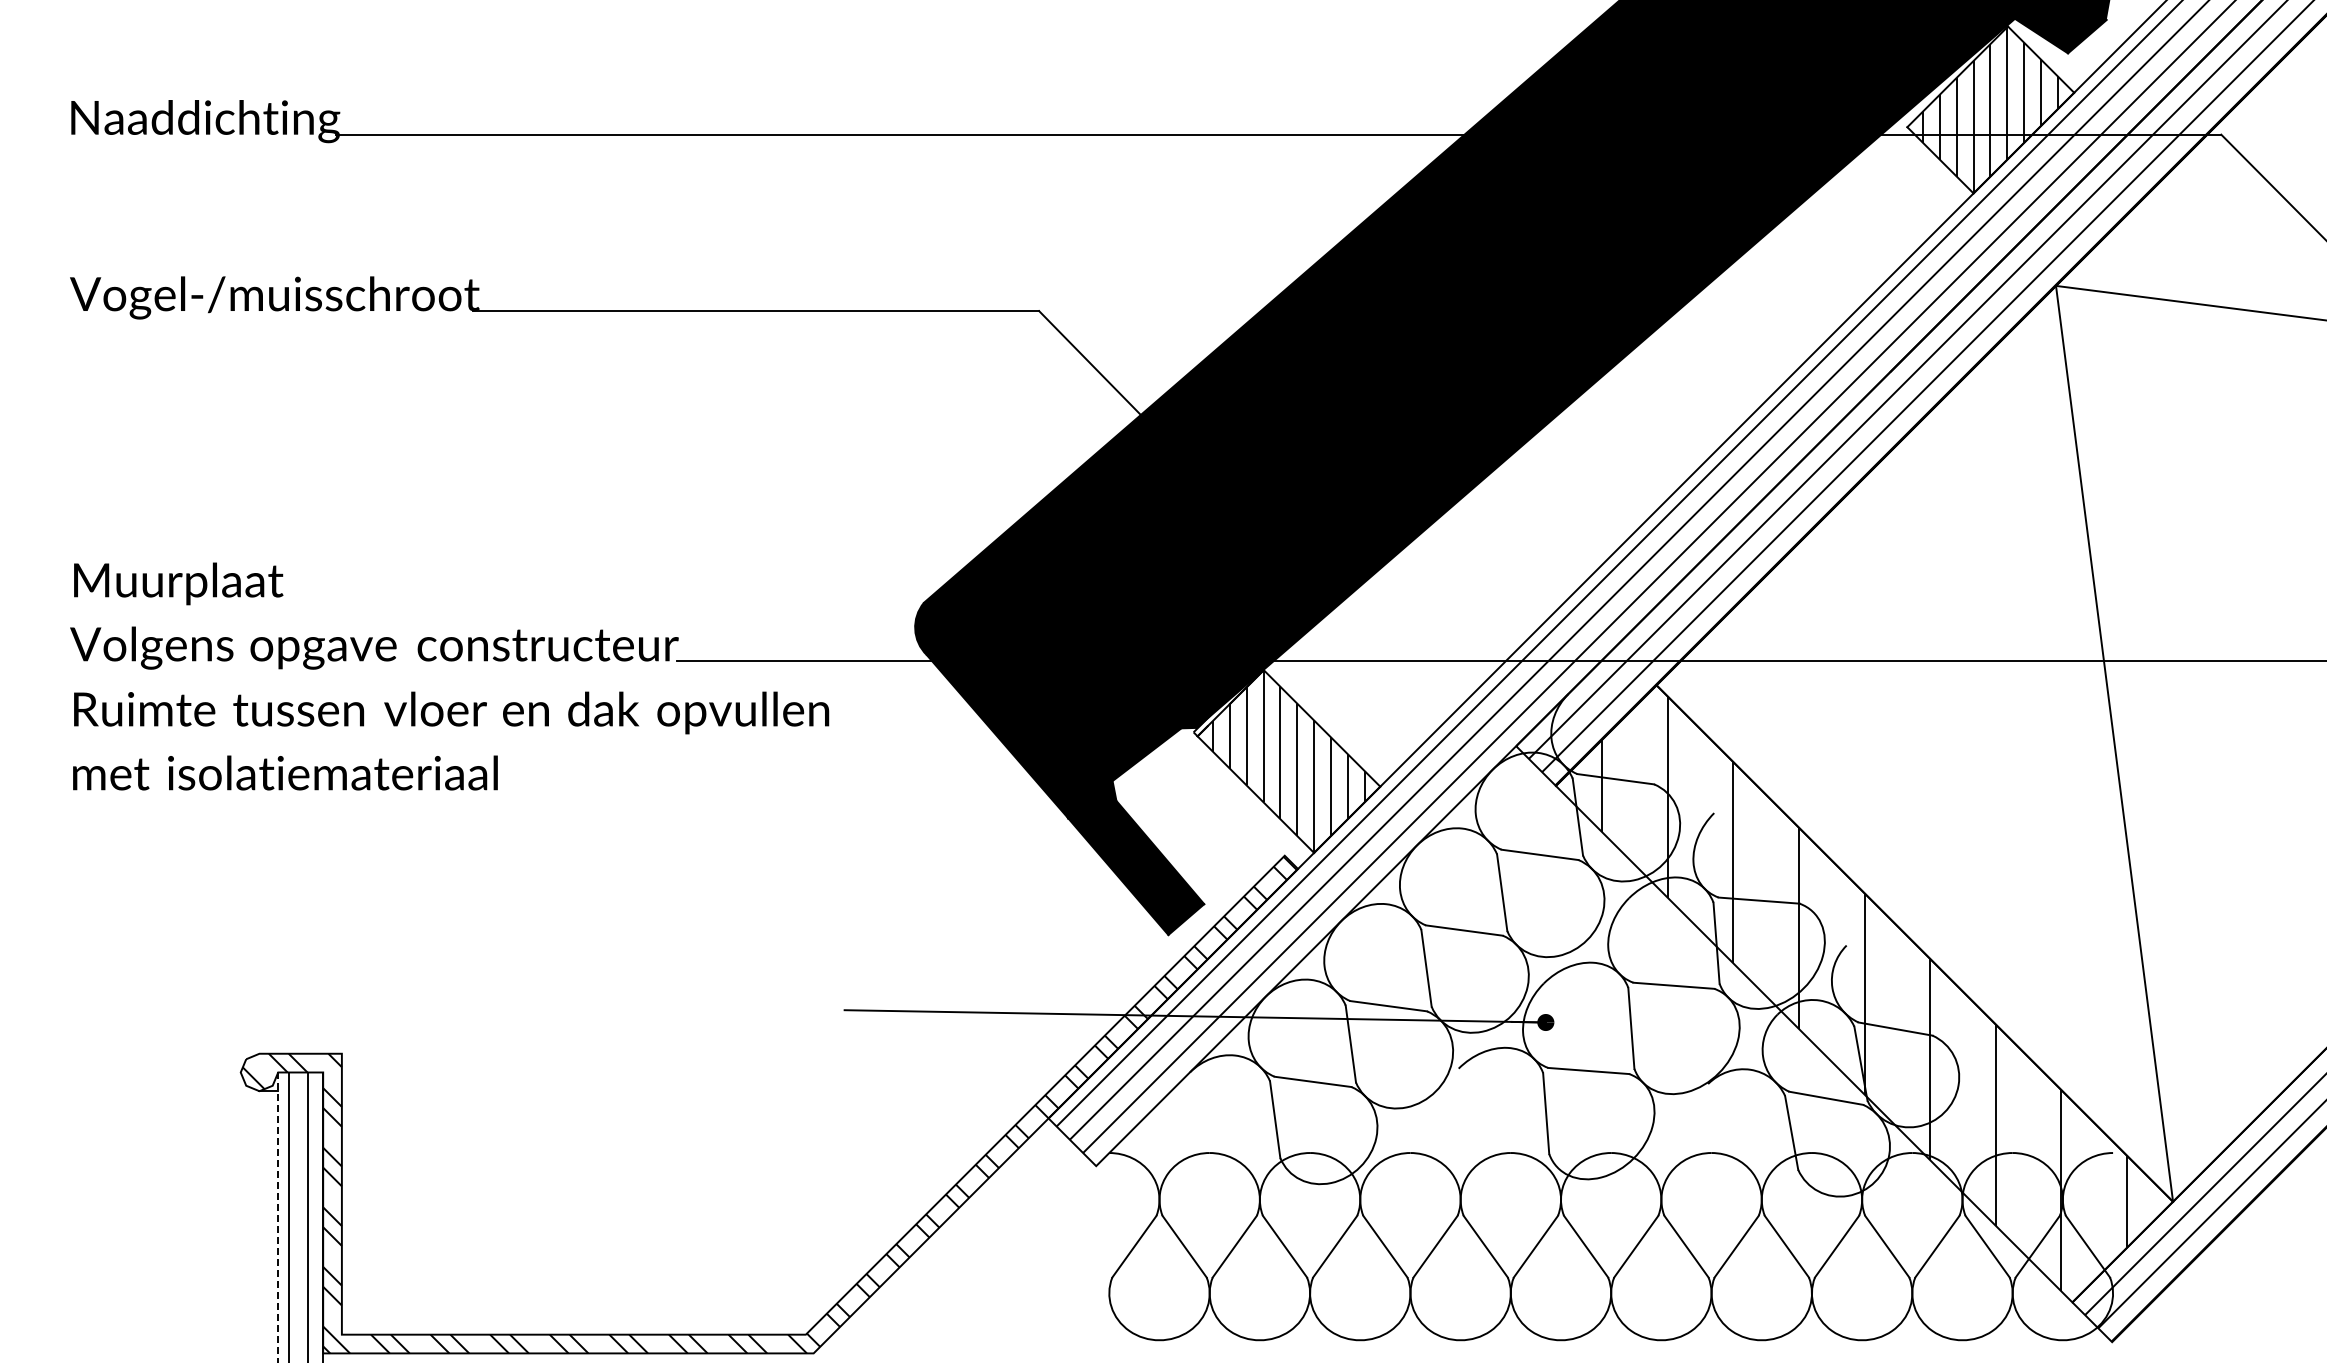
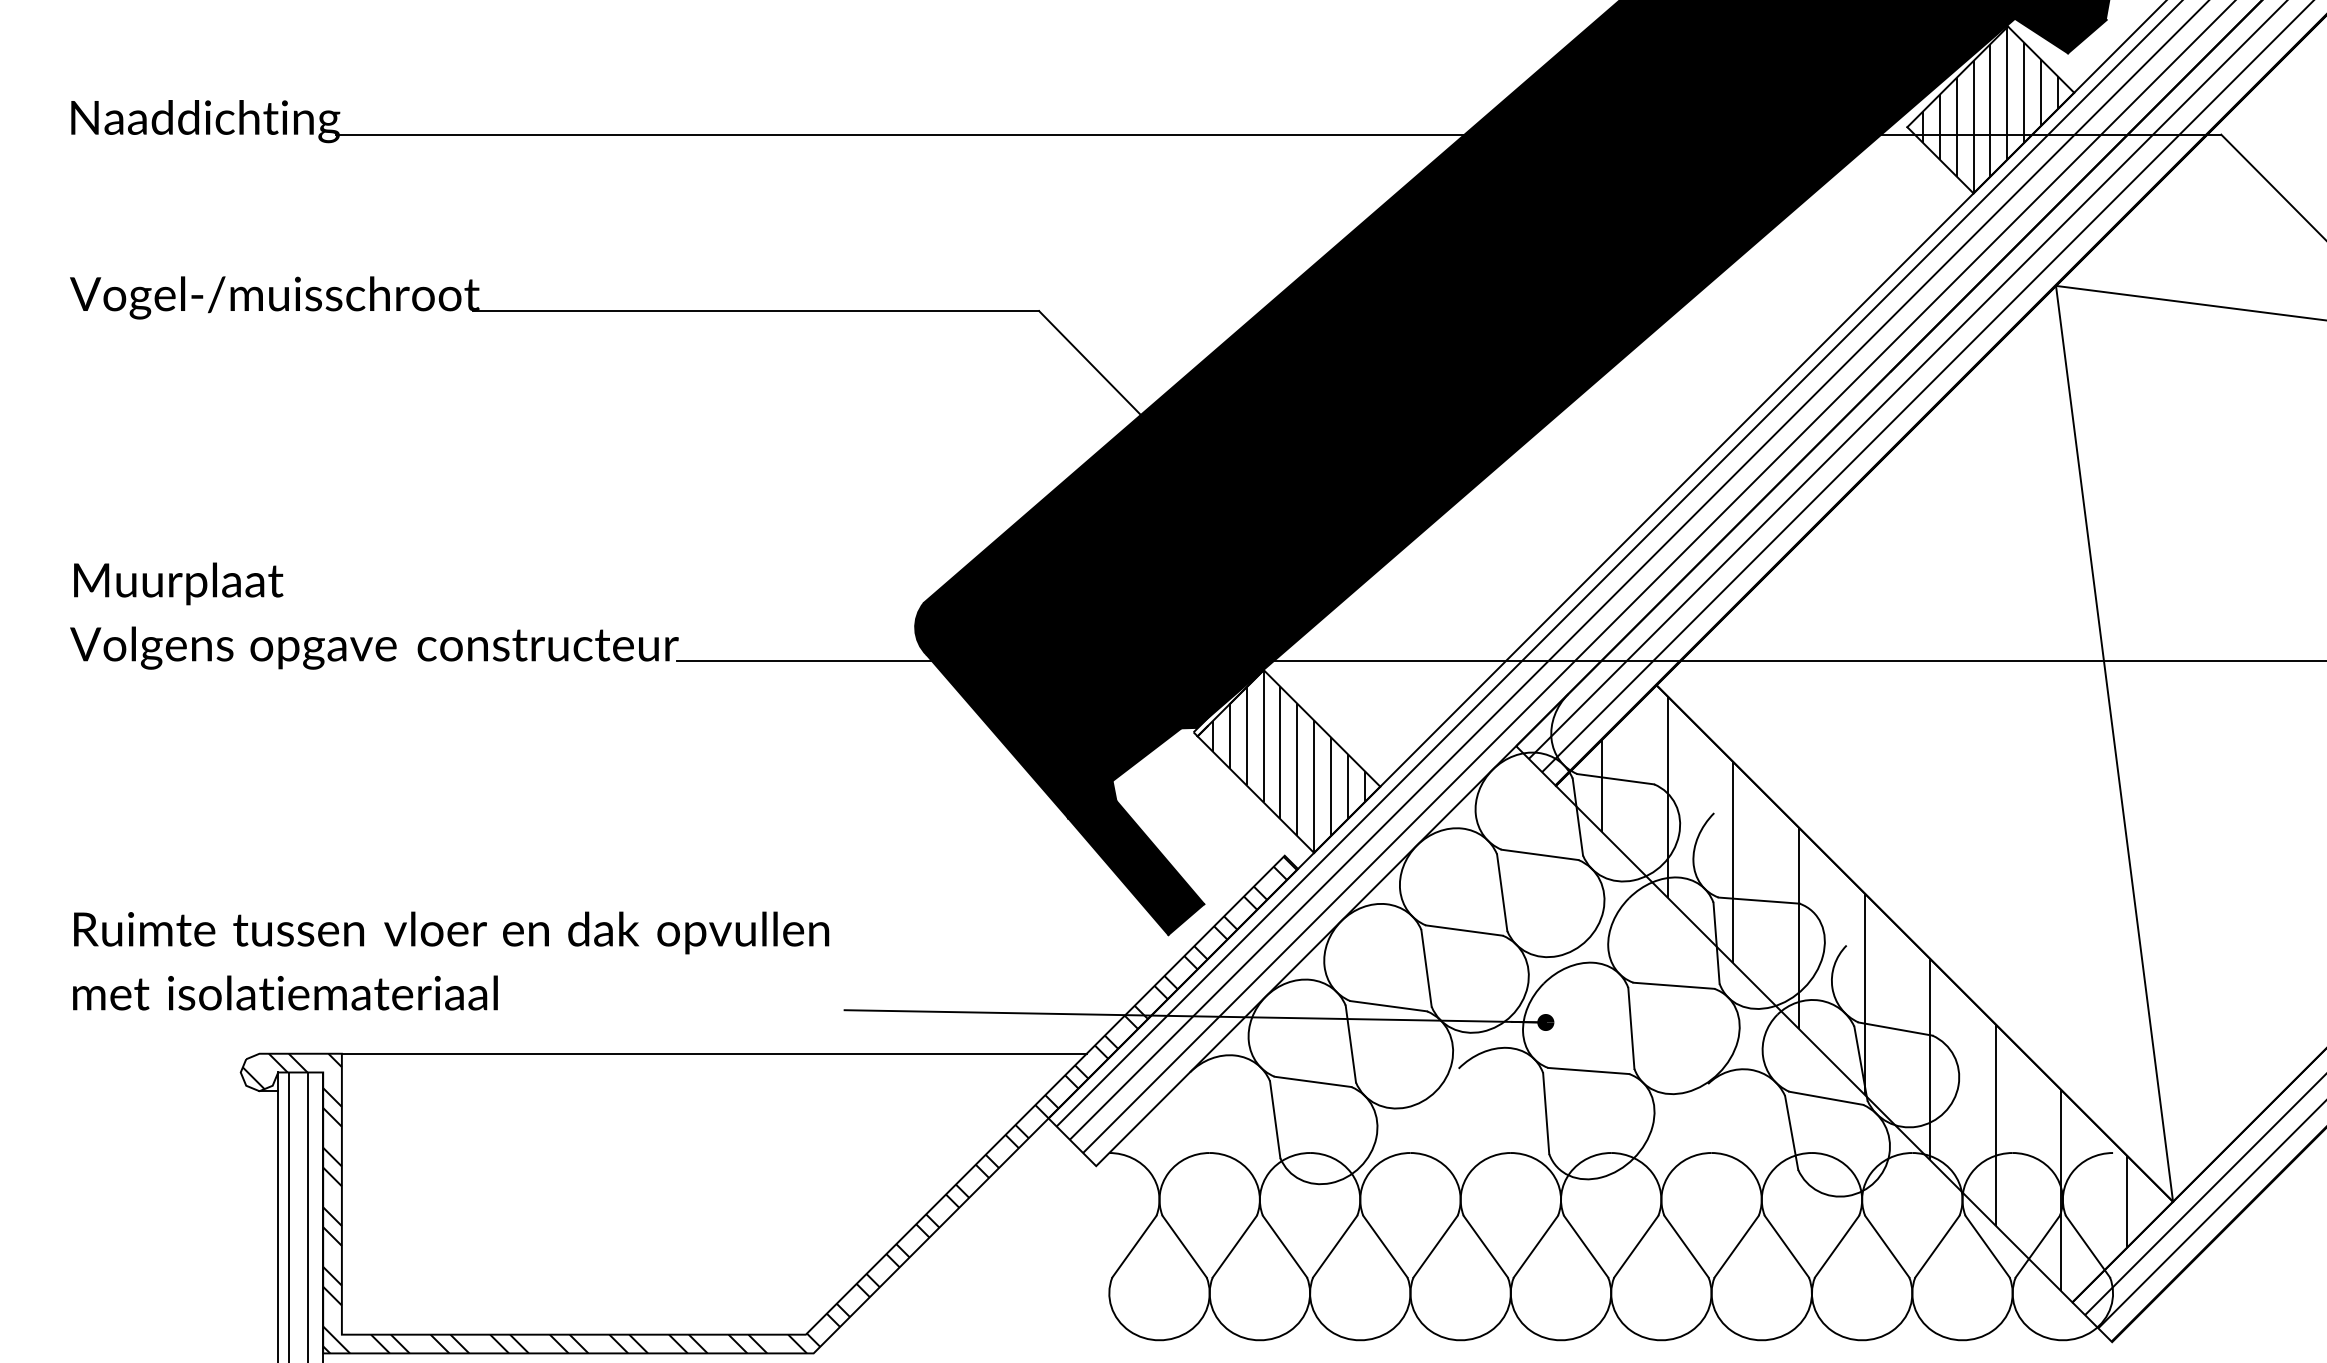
text position: (451, 740) -> (451, 960) (451, 960)
line: none -> present (713, 1053)
line: dashed -> solid (278, 1217)
